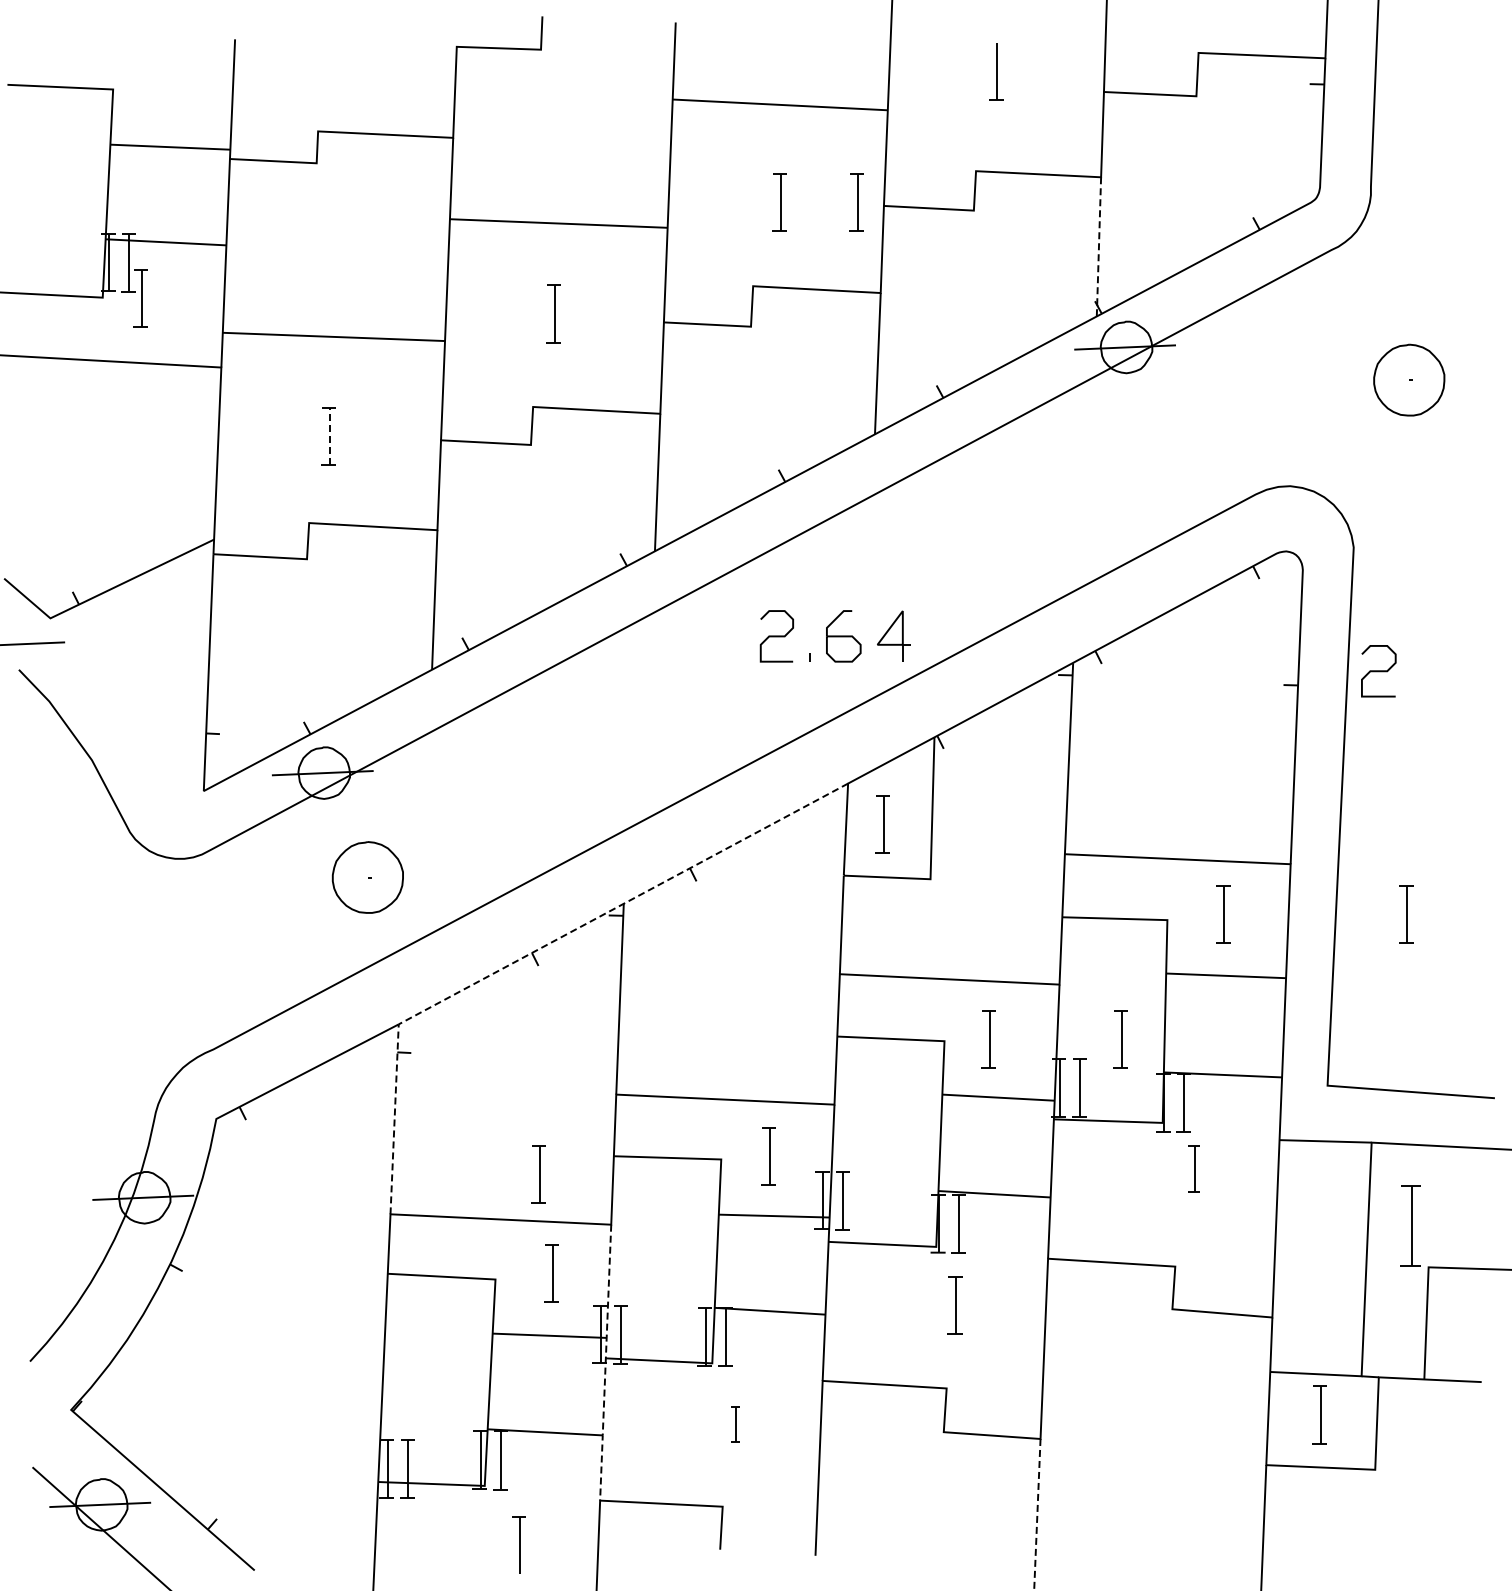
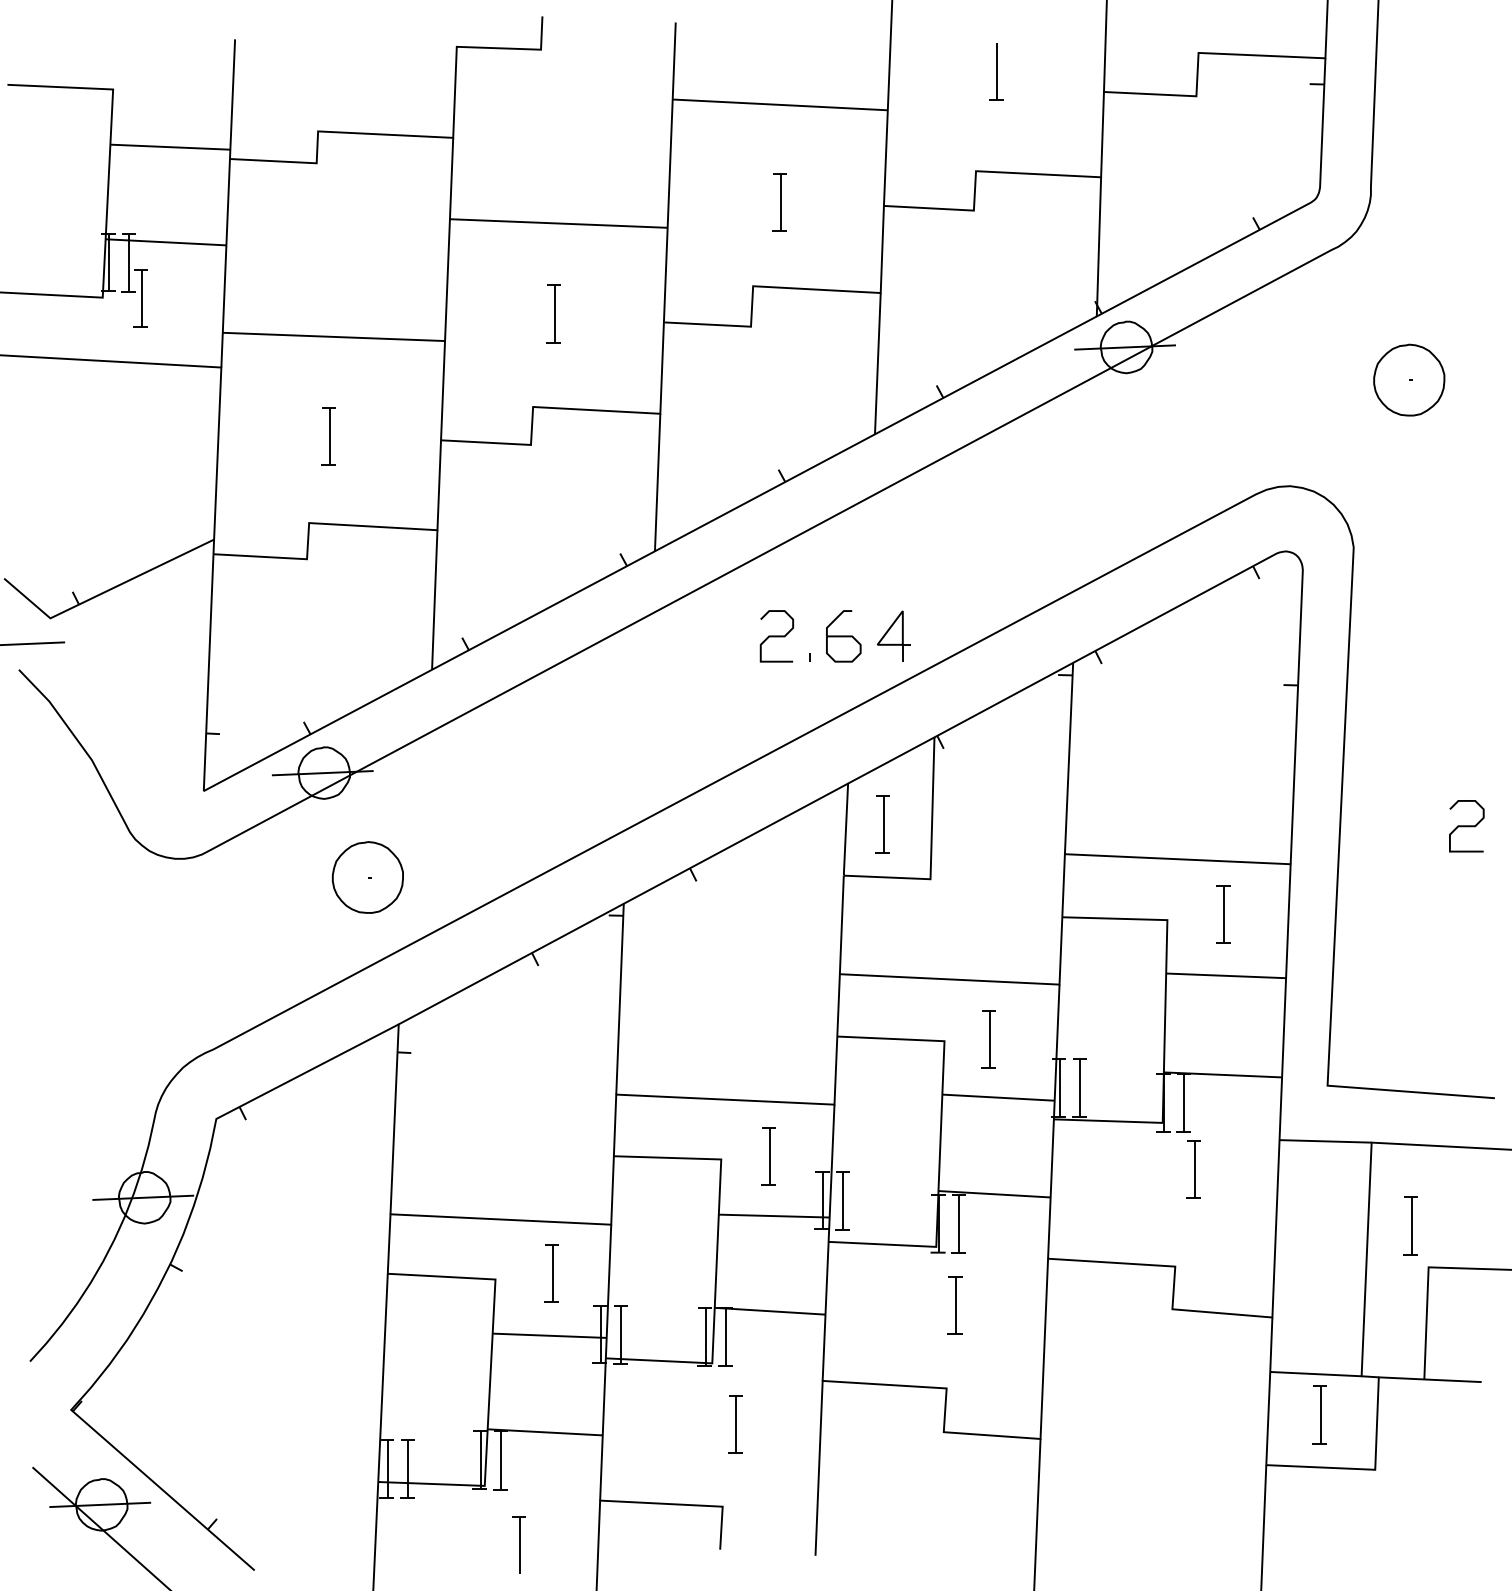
part: present -> none (856, 202)
line: dashed -> solid (1098, 248)
line: dashed -> solid (329, 436)
curve position: (1378, 671) -> (1466, 826) (1466, 826)
part: present -> none (1406, 914)
line: dashed -> solid (537, 949)
part: present -> none (1120, 1039)
part size: 12x48 px -> 15x59 px (1193, 1169)
part: present -> none (538, 1174)
part size: 21x82 px -> 15x60 px (1410, 1225)
line: dashed -> solid (605, 1363)
part size: 9x37 px -> 15x59 px (735, 1424)
line: dashed -> solid (1037, 1514)
